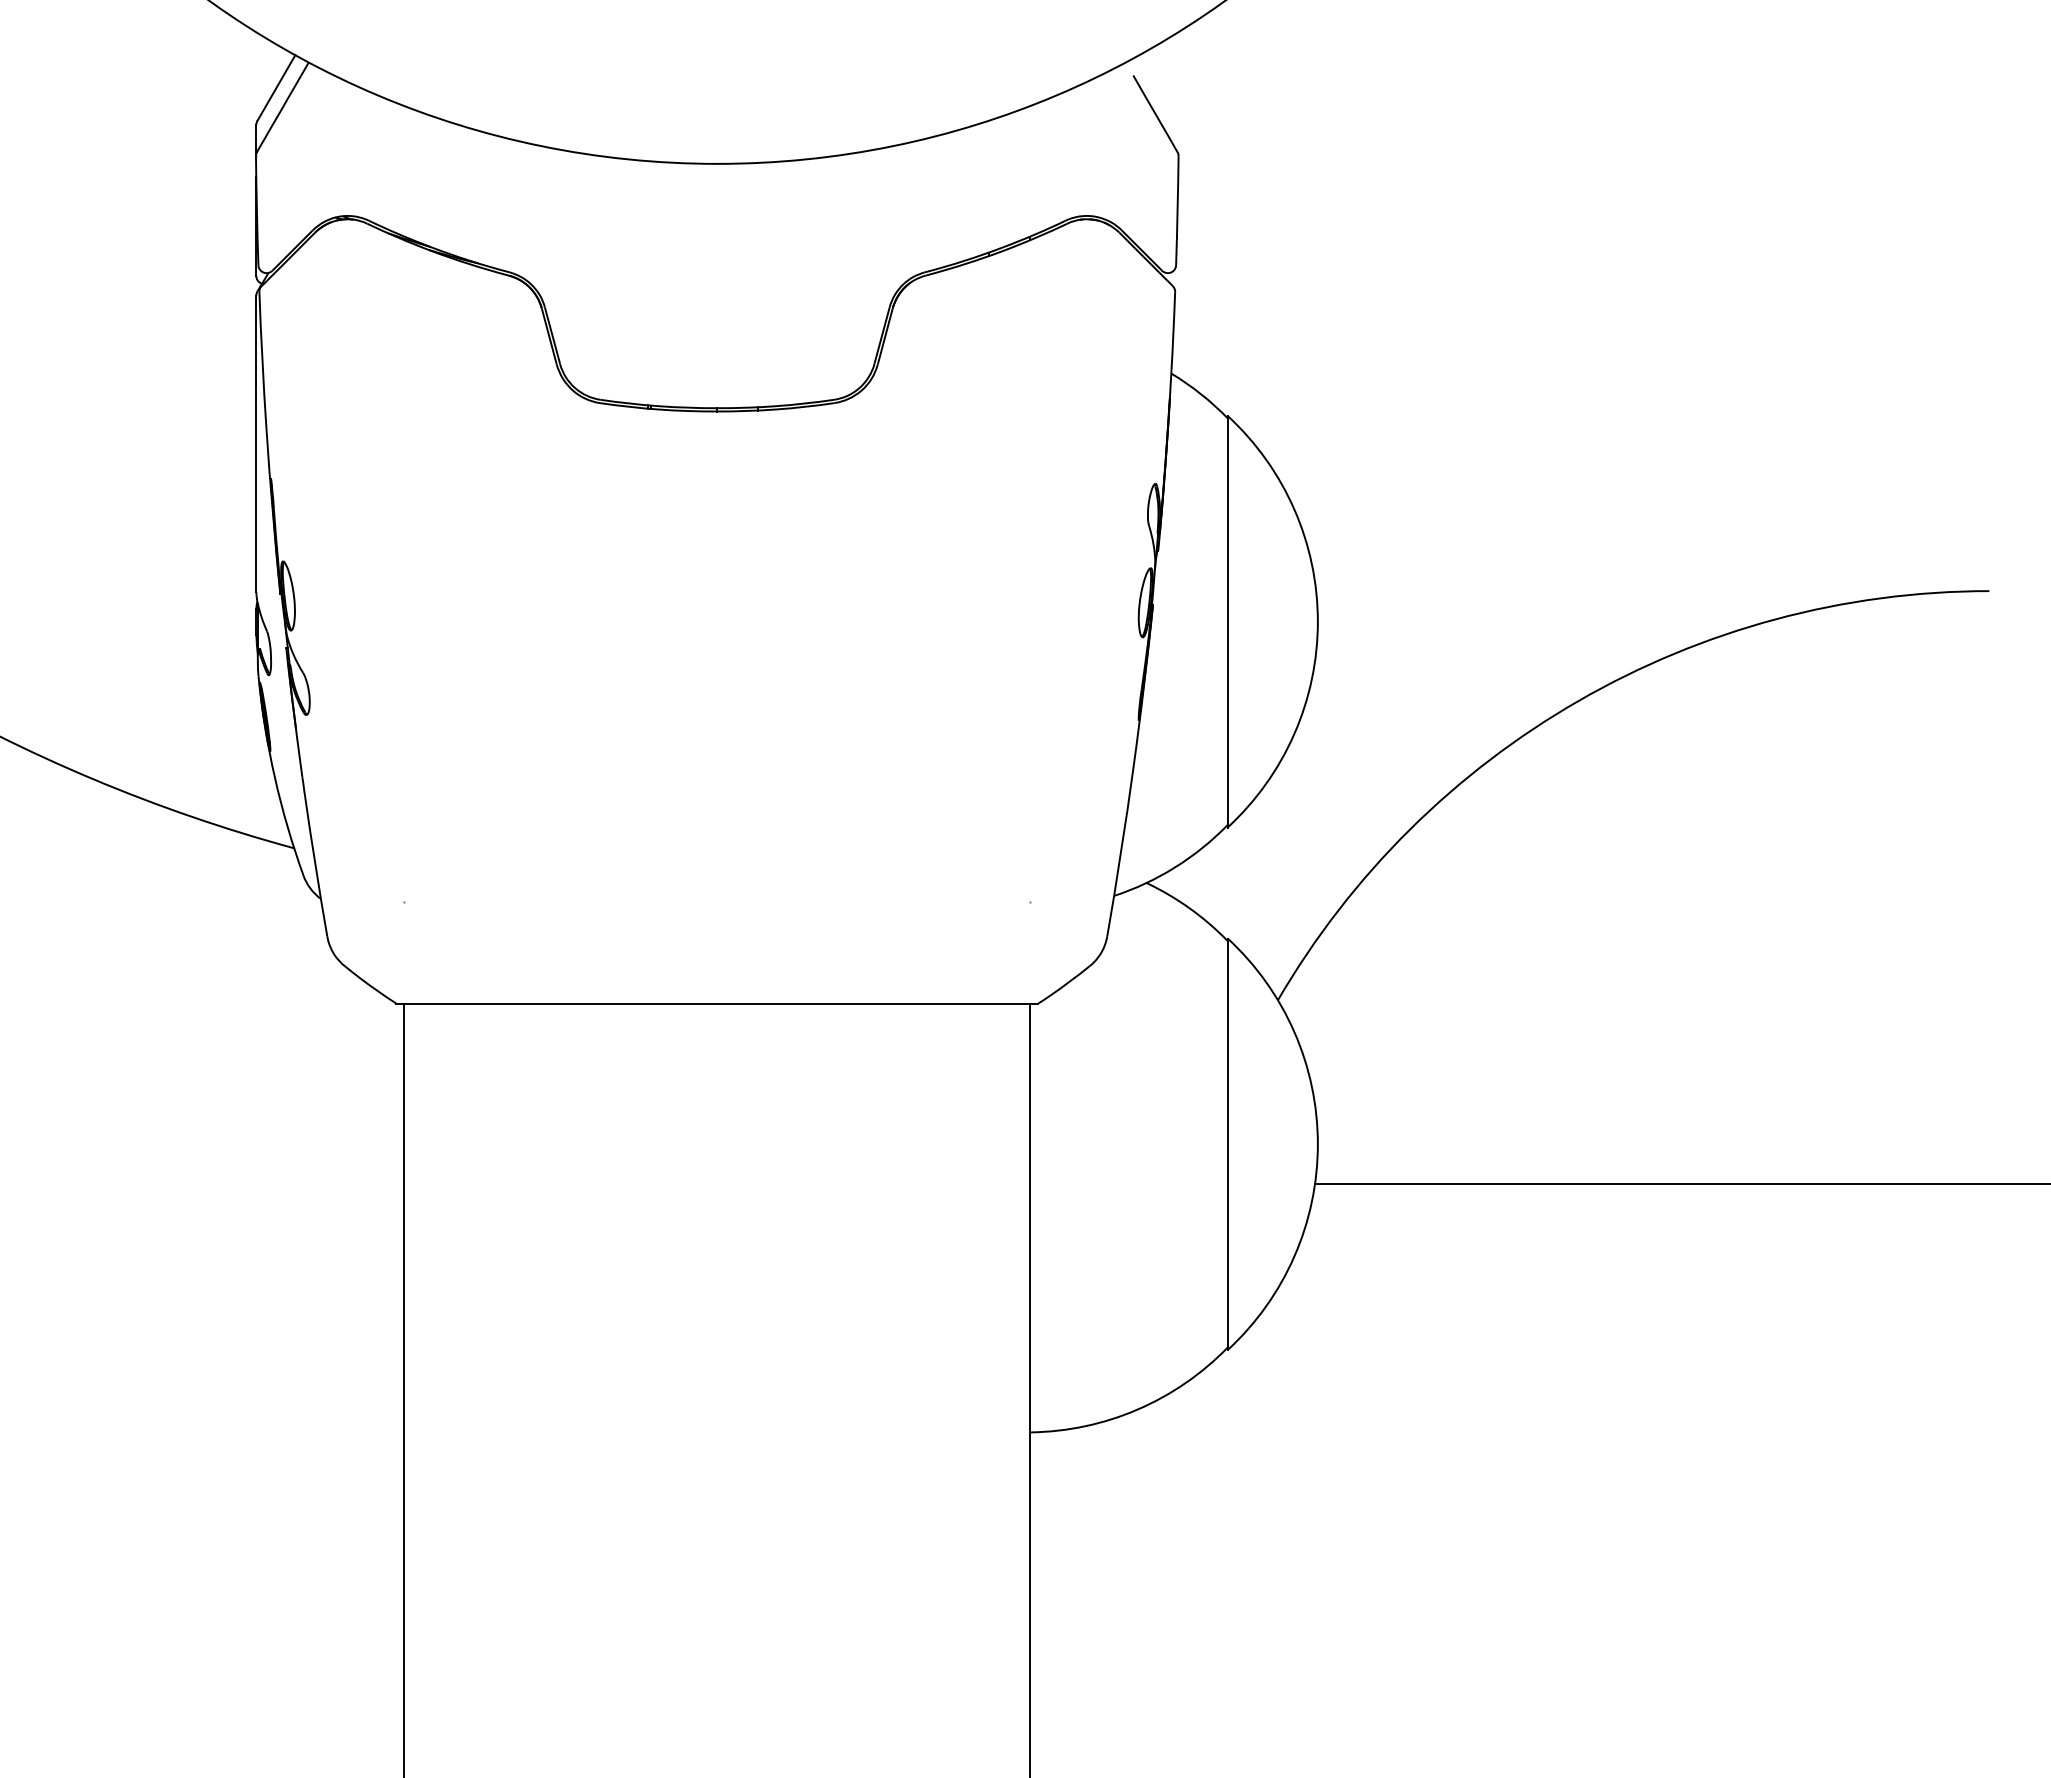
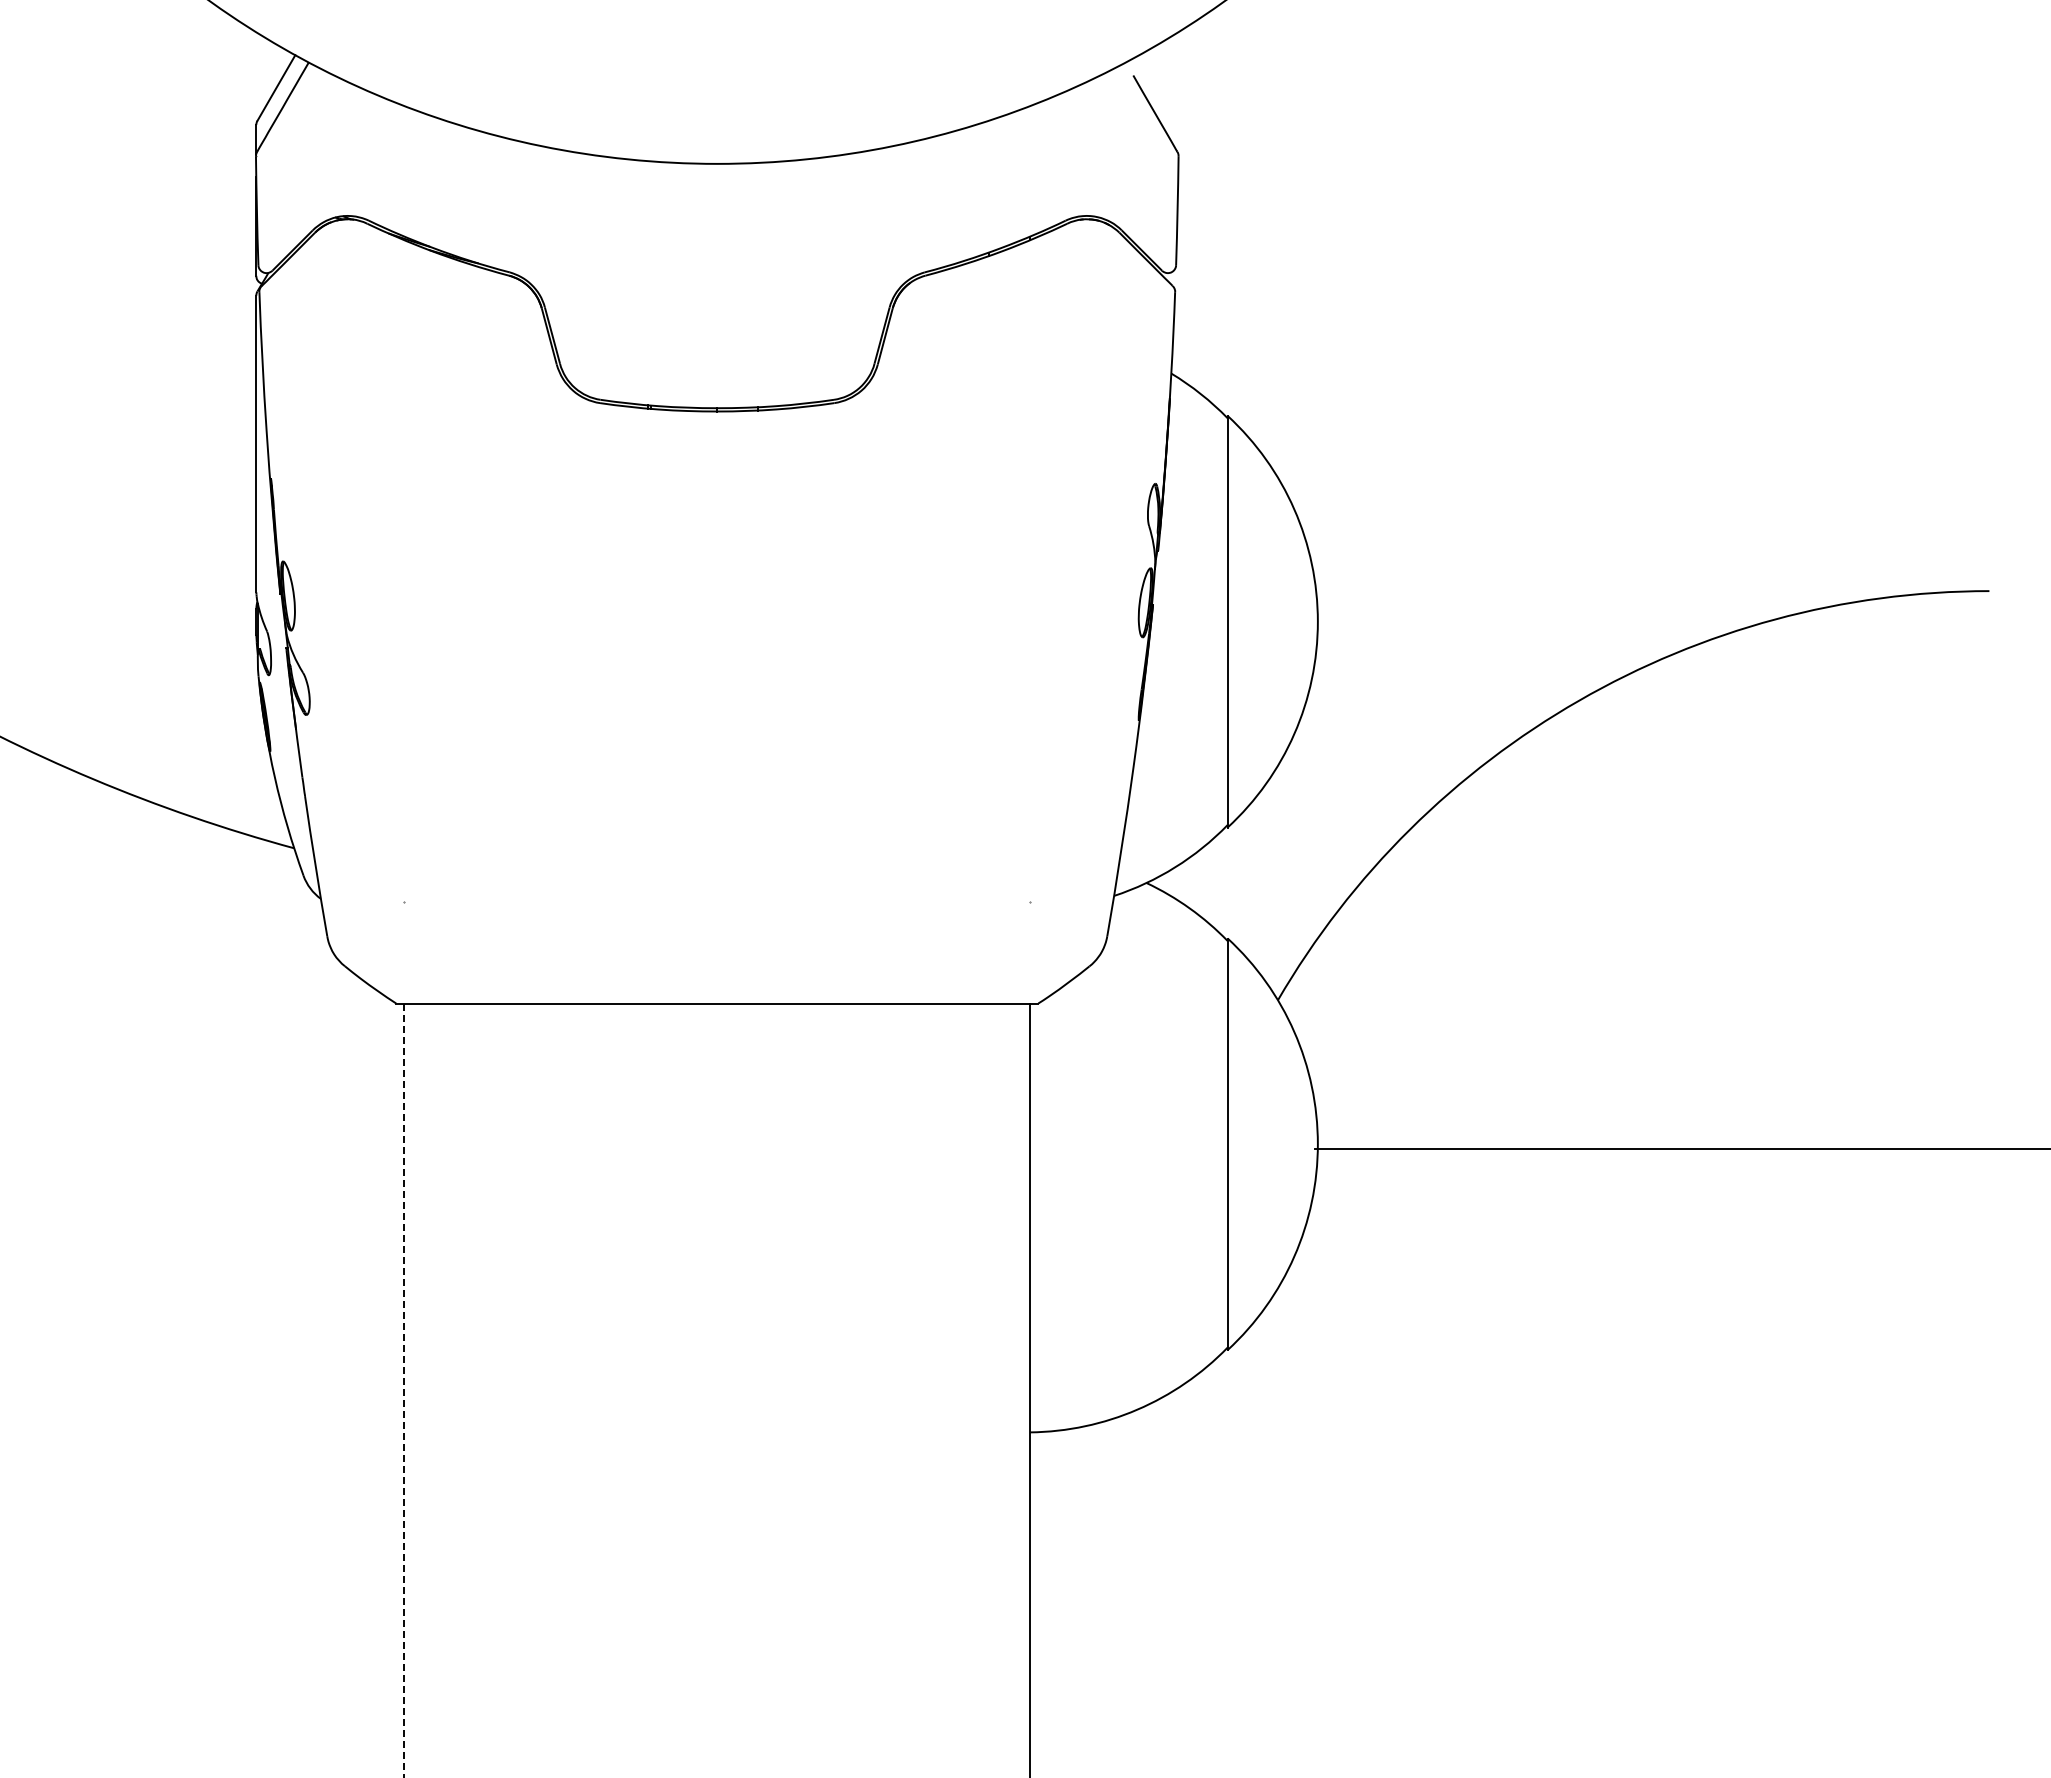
line position: (1681, 1183) -> (1681, 1148) (1681, 1148)
line: solid -> dashed (404, 1390)
